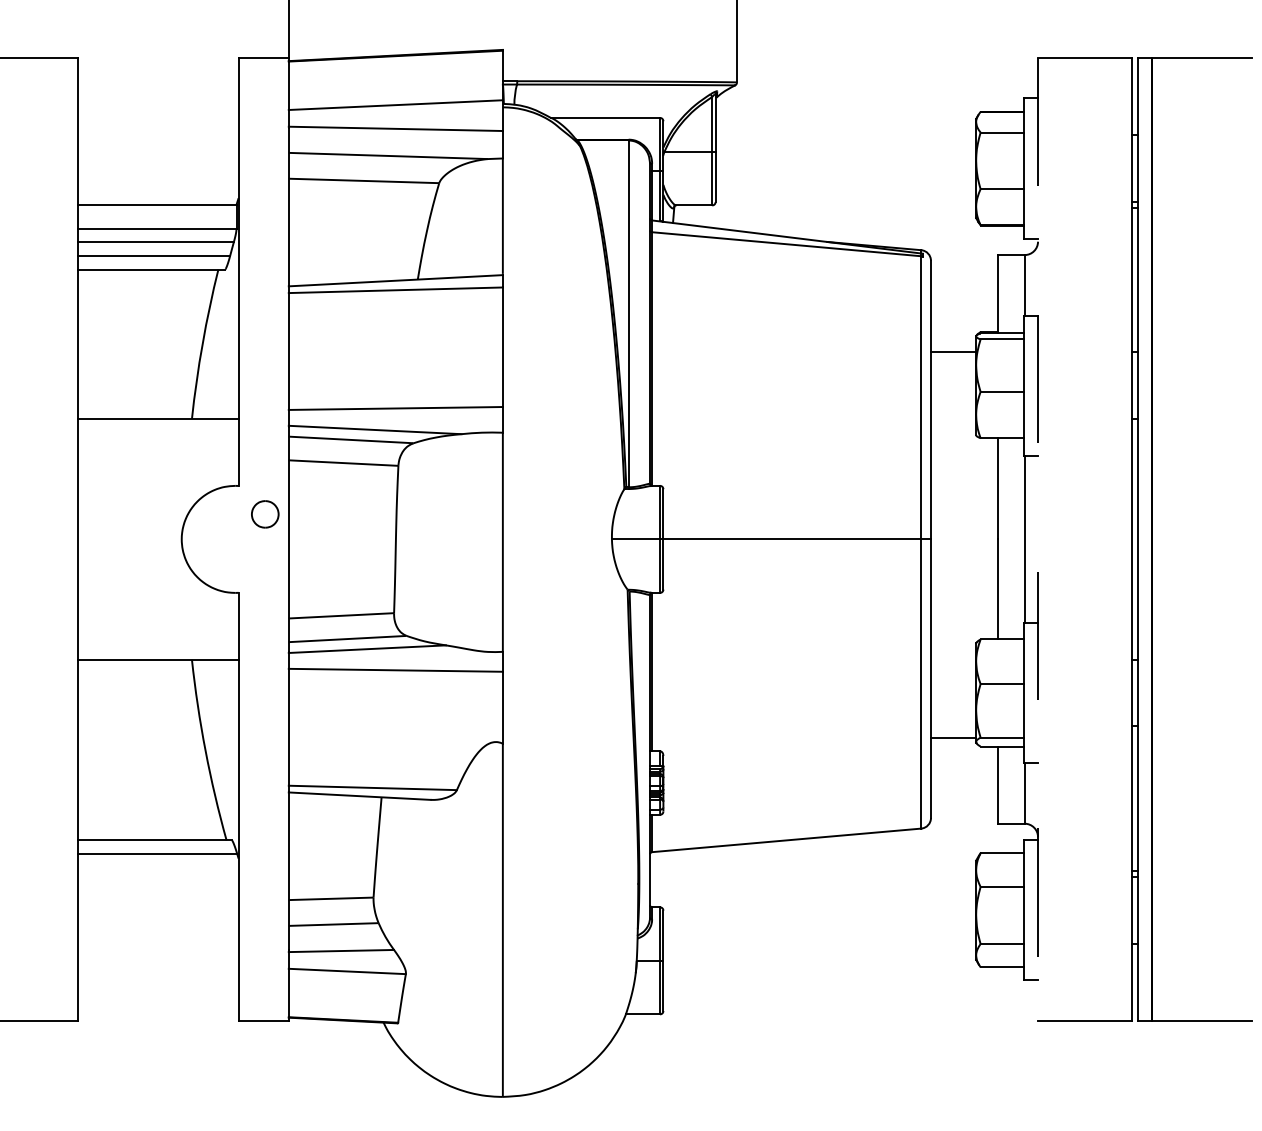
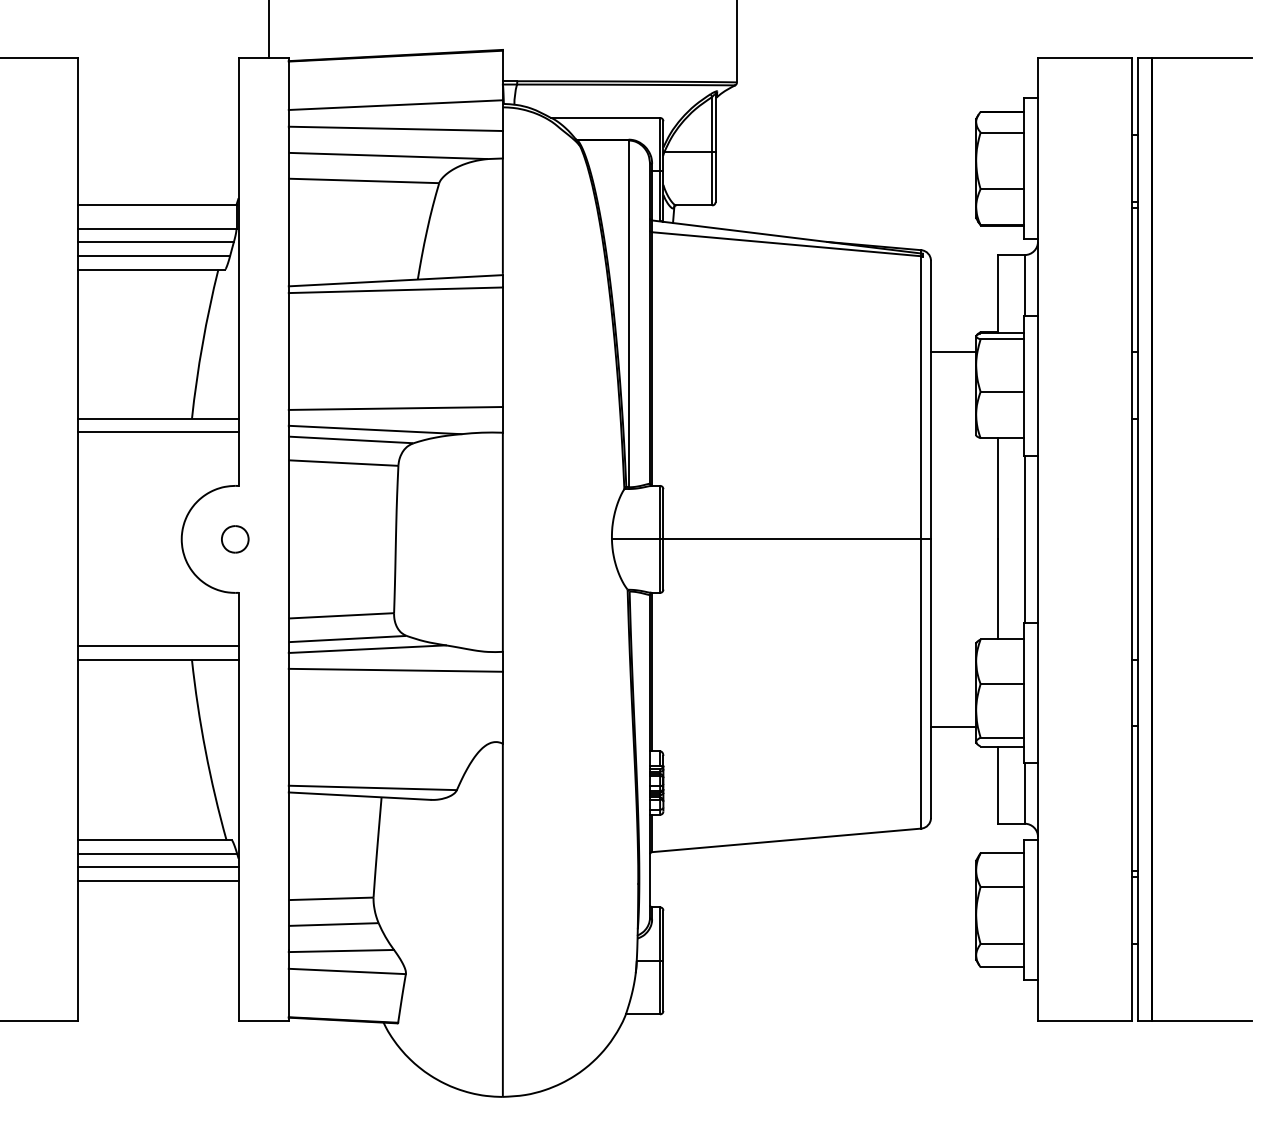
line position: (288, 29) -> (268, 29) (268, 29)
line: none -> present (158, 432)
part position: (265, 514) -> (235, 539) (235, 539)
line: dashed -> solid (1038, 539)
line: none -> present (158, 646)
line position: (953, 737) -> (953, 726) (953, 726)
line: none -> present (158, 867)
line: none -> present (158, 880)
